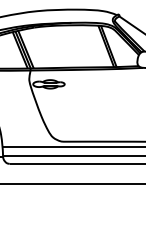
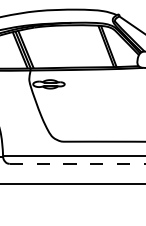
line: present -> none (72, 146)
line: solid -> dashed (77, 163)
